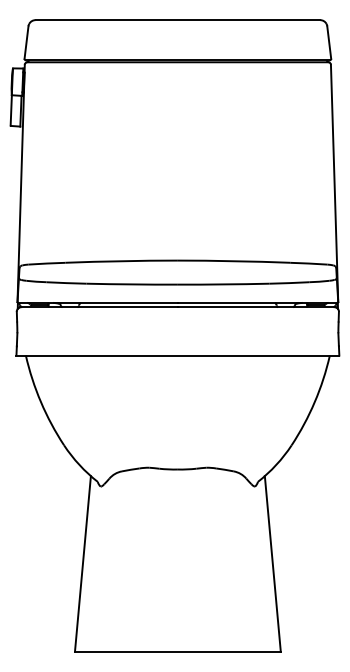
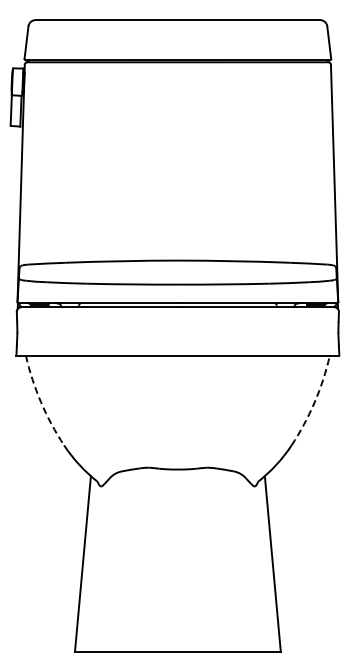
arc: solid -> dashed (40, 402)
arc: solid -> dashed (314, 402)
